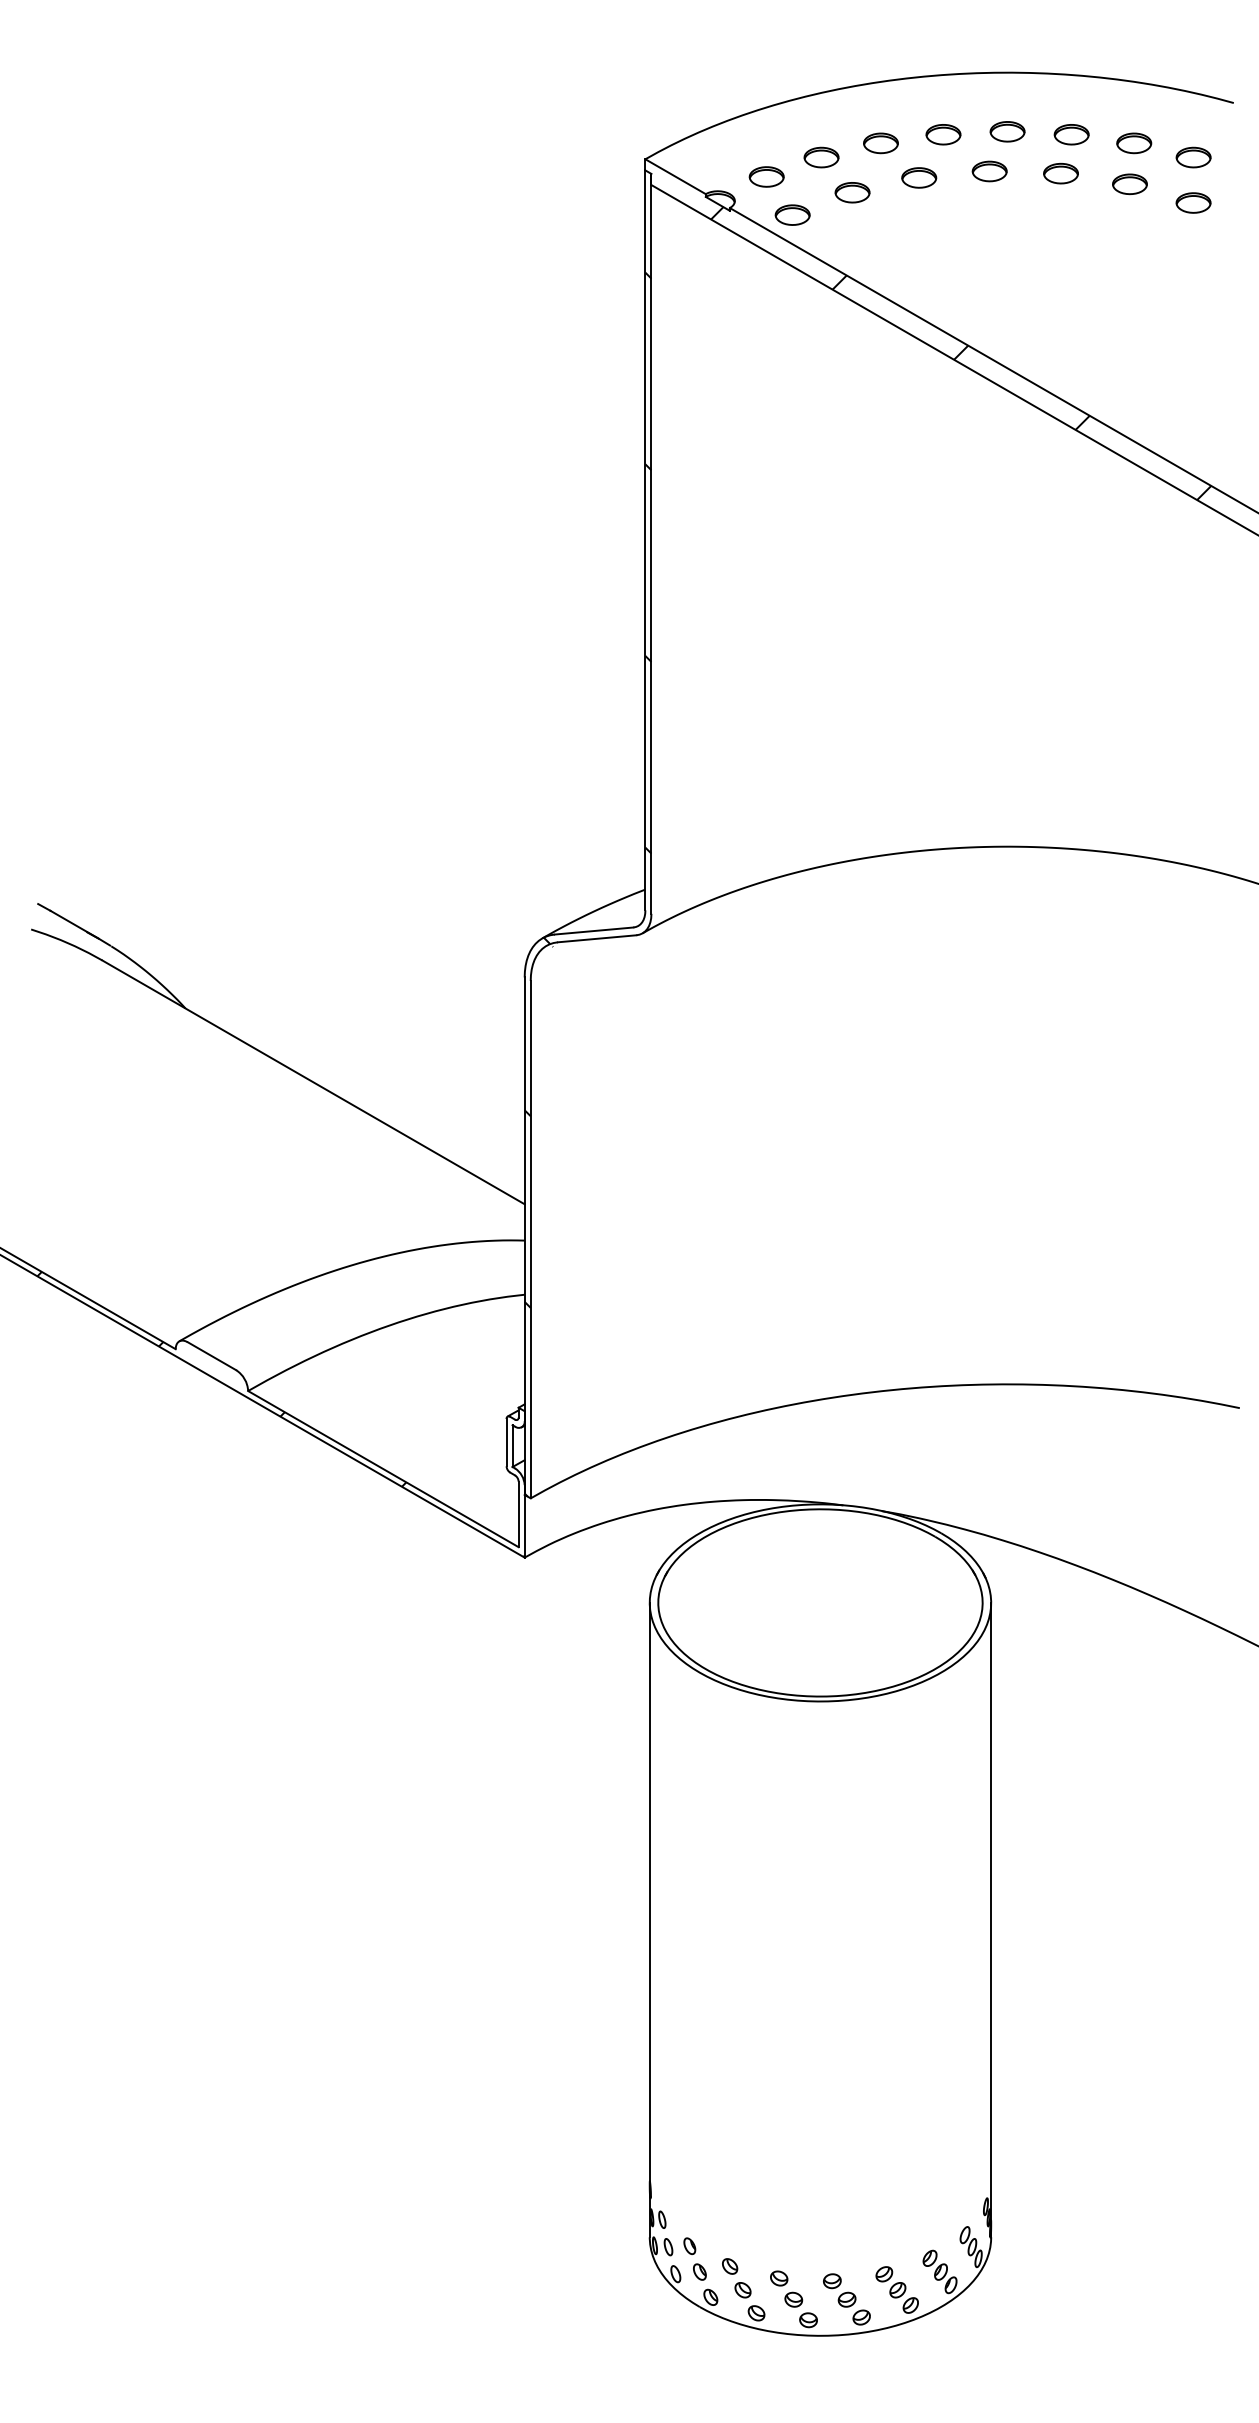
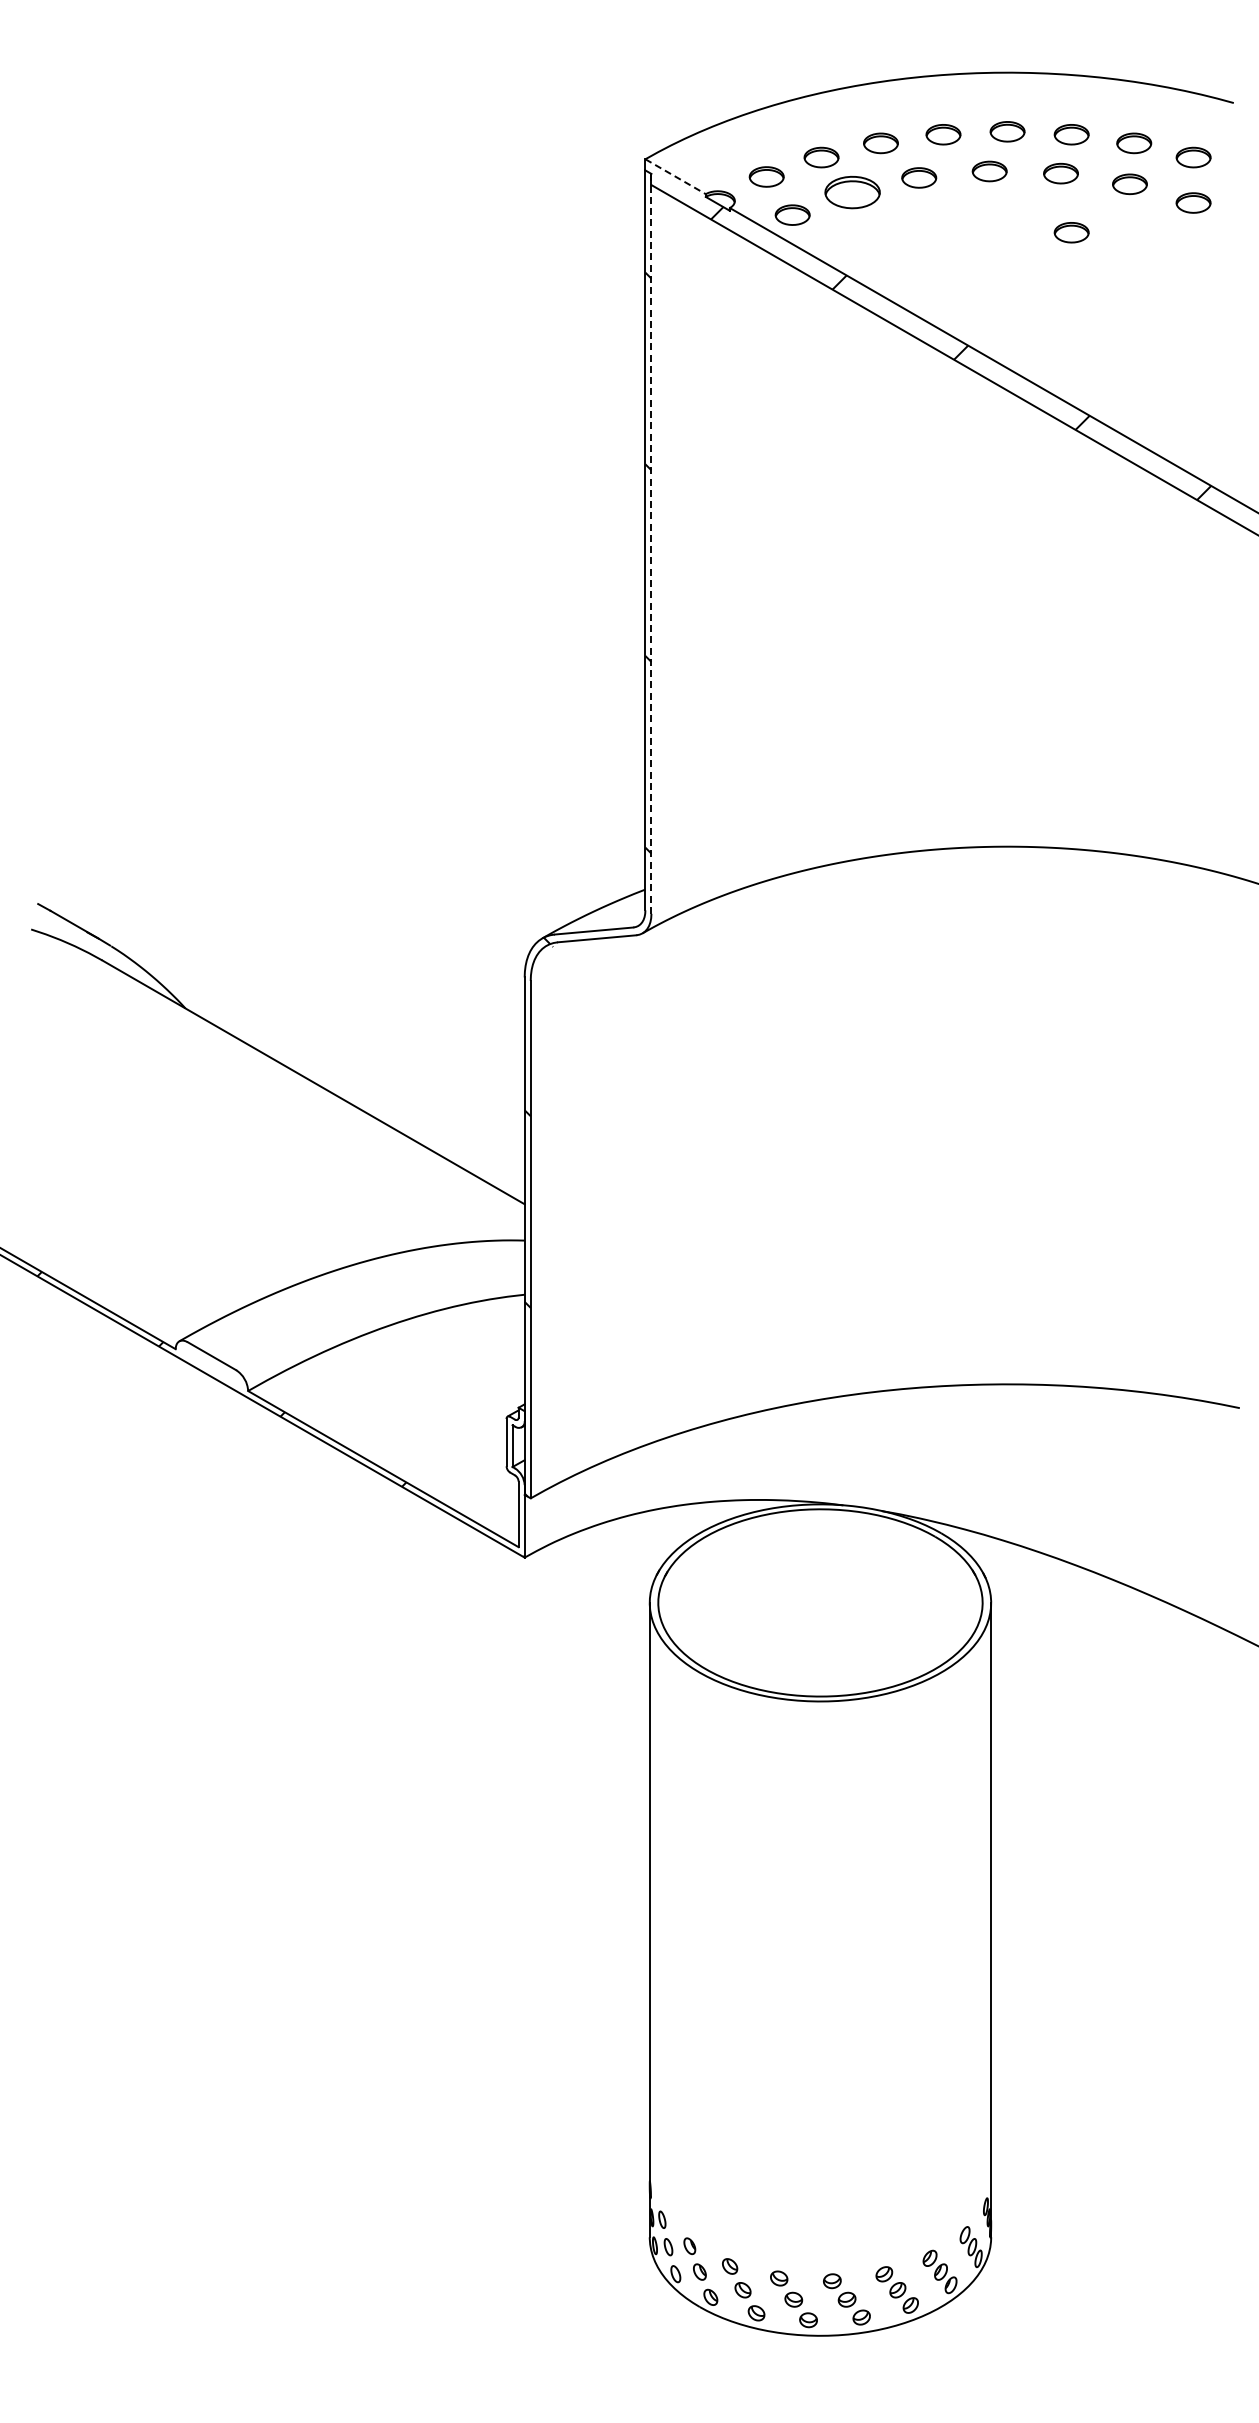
line: solid -> dashed (675, 176)
part size: 37x22 px -> 57x35 px (852, 192)
part: none -> present (1071, 232)
line: solid -> dashed (651, 543)
